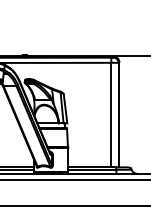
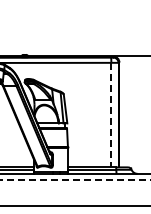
line: solid -> dashed (111, 115)
line: solid -> dashed (75, 180)
